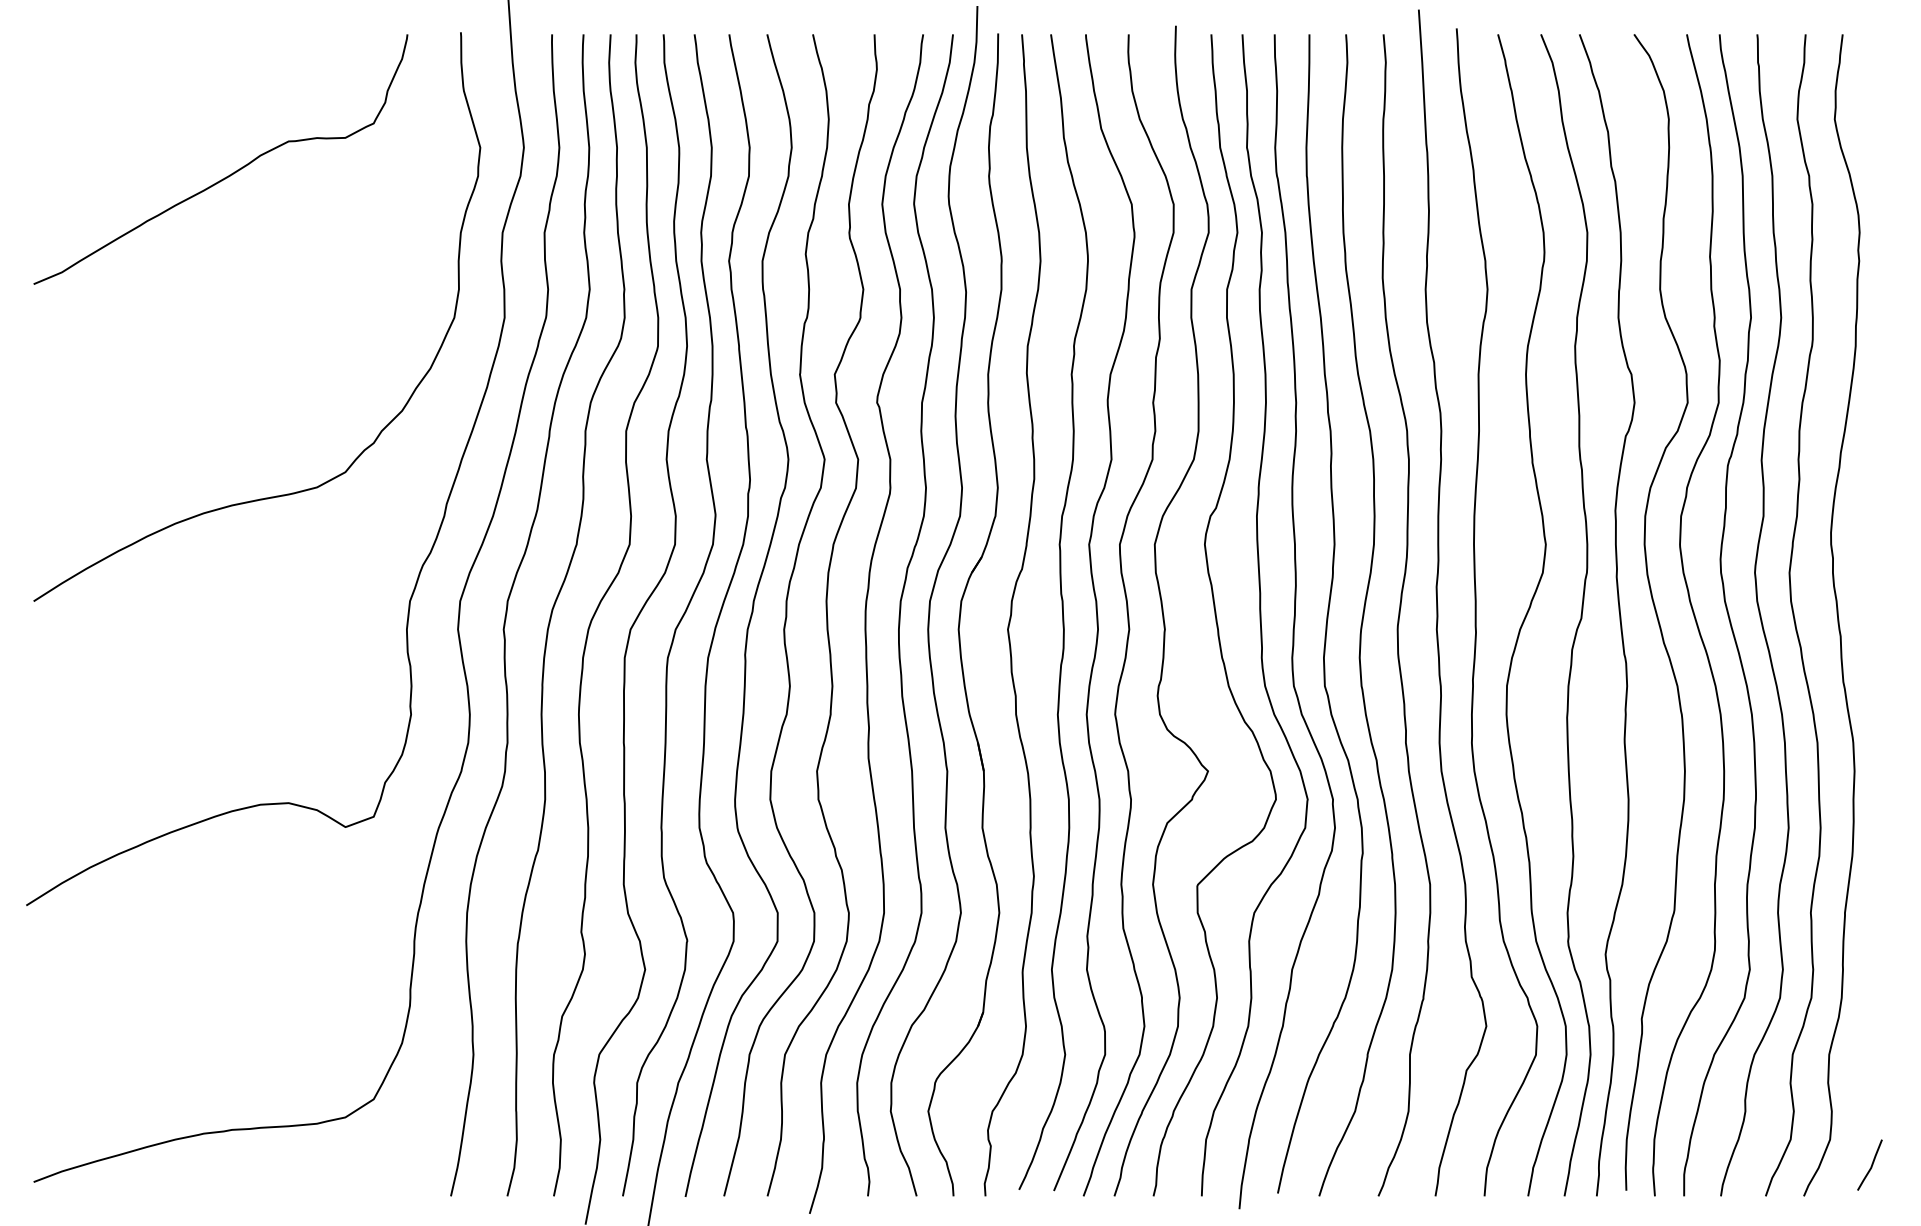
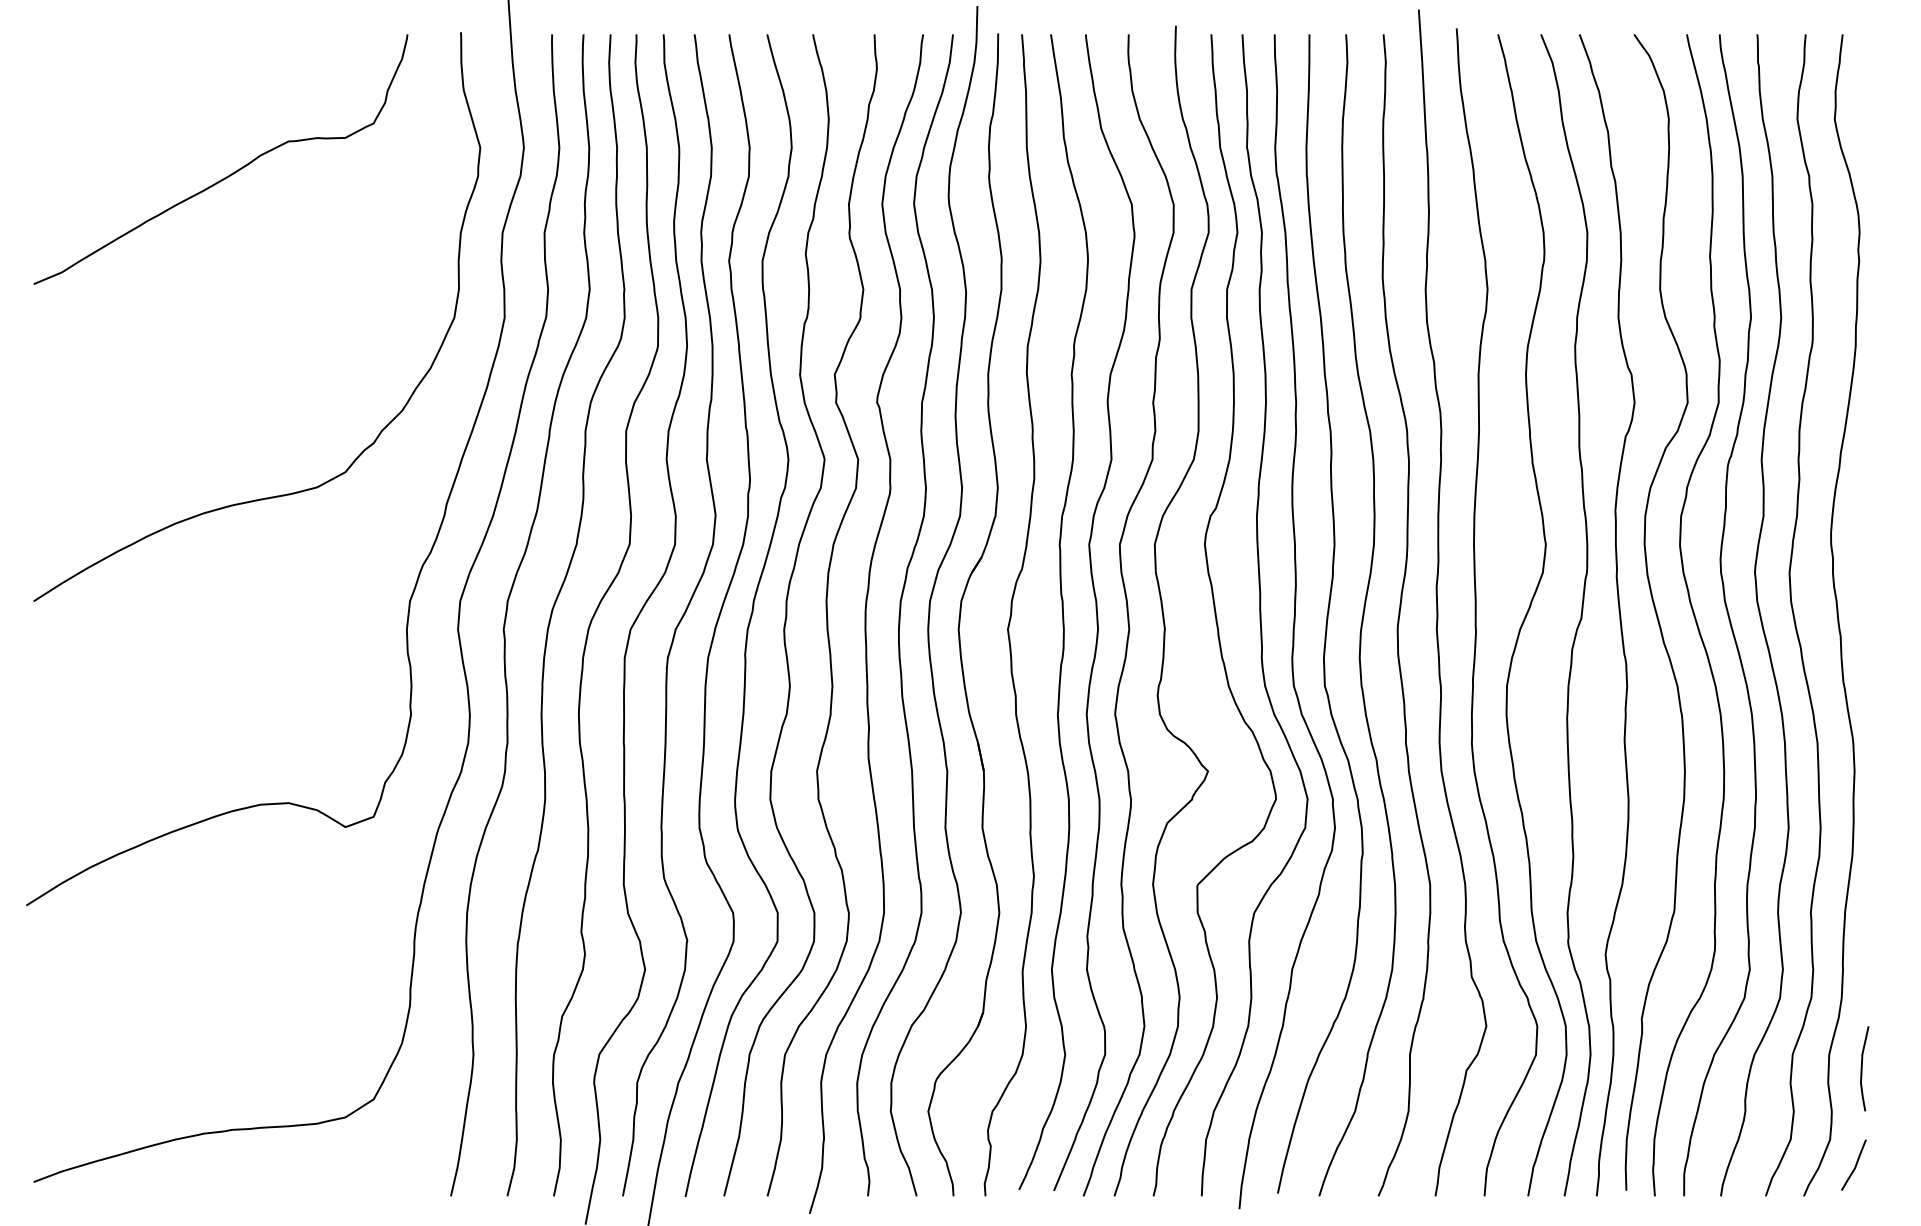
line: none -> present (1862, 1068)
line position: (1871, 1164) -> (1855, 1164) (1855, 1164)
